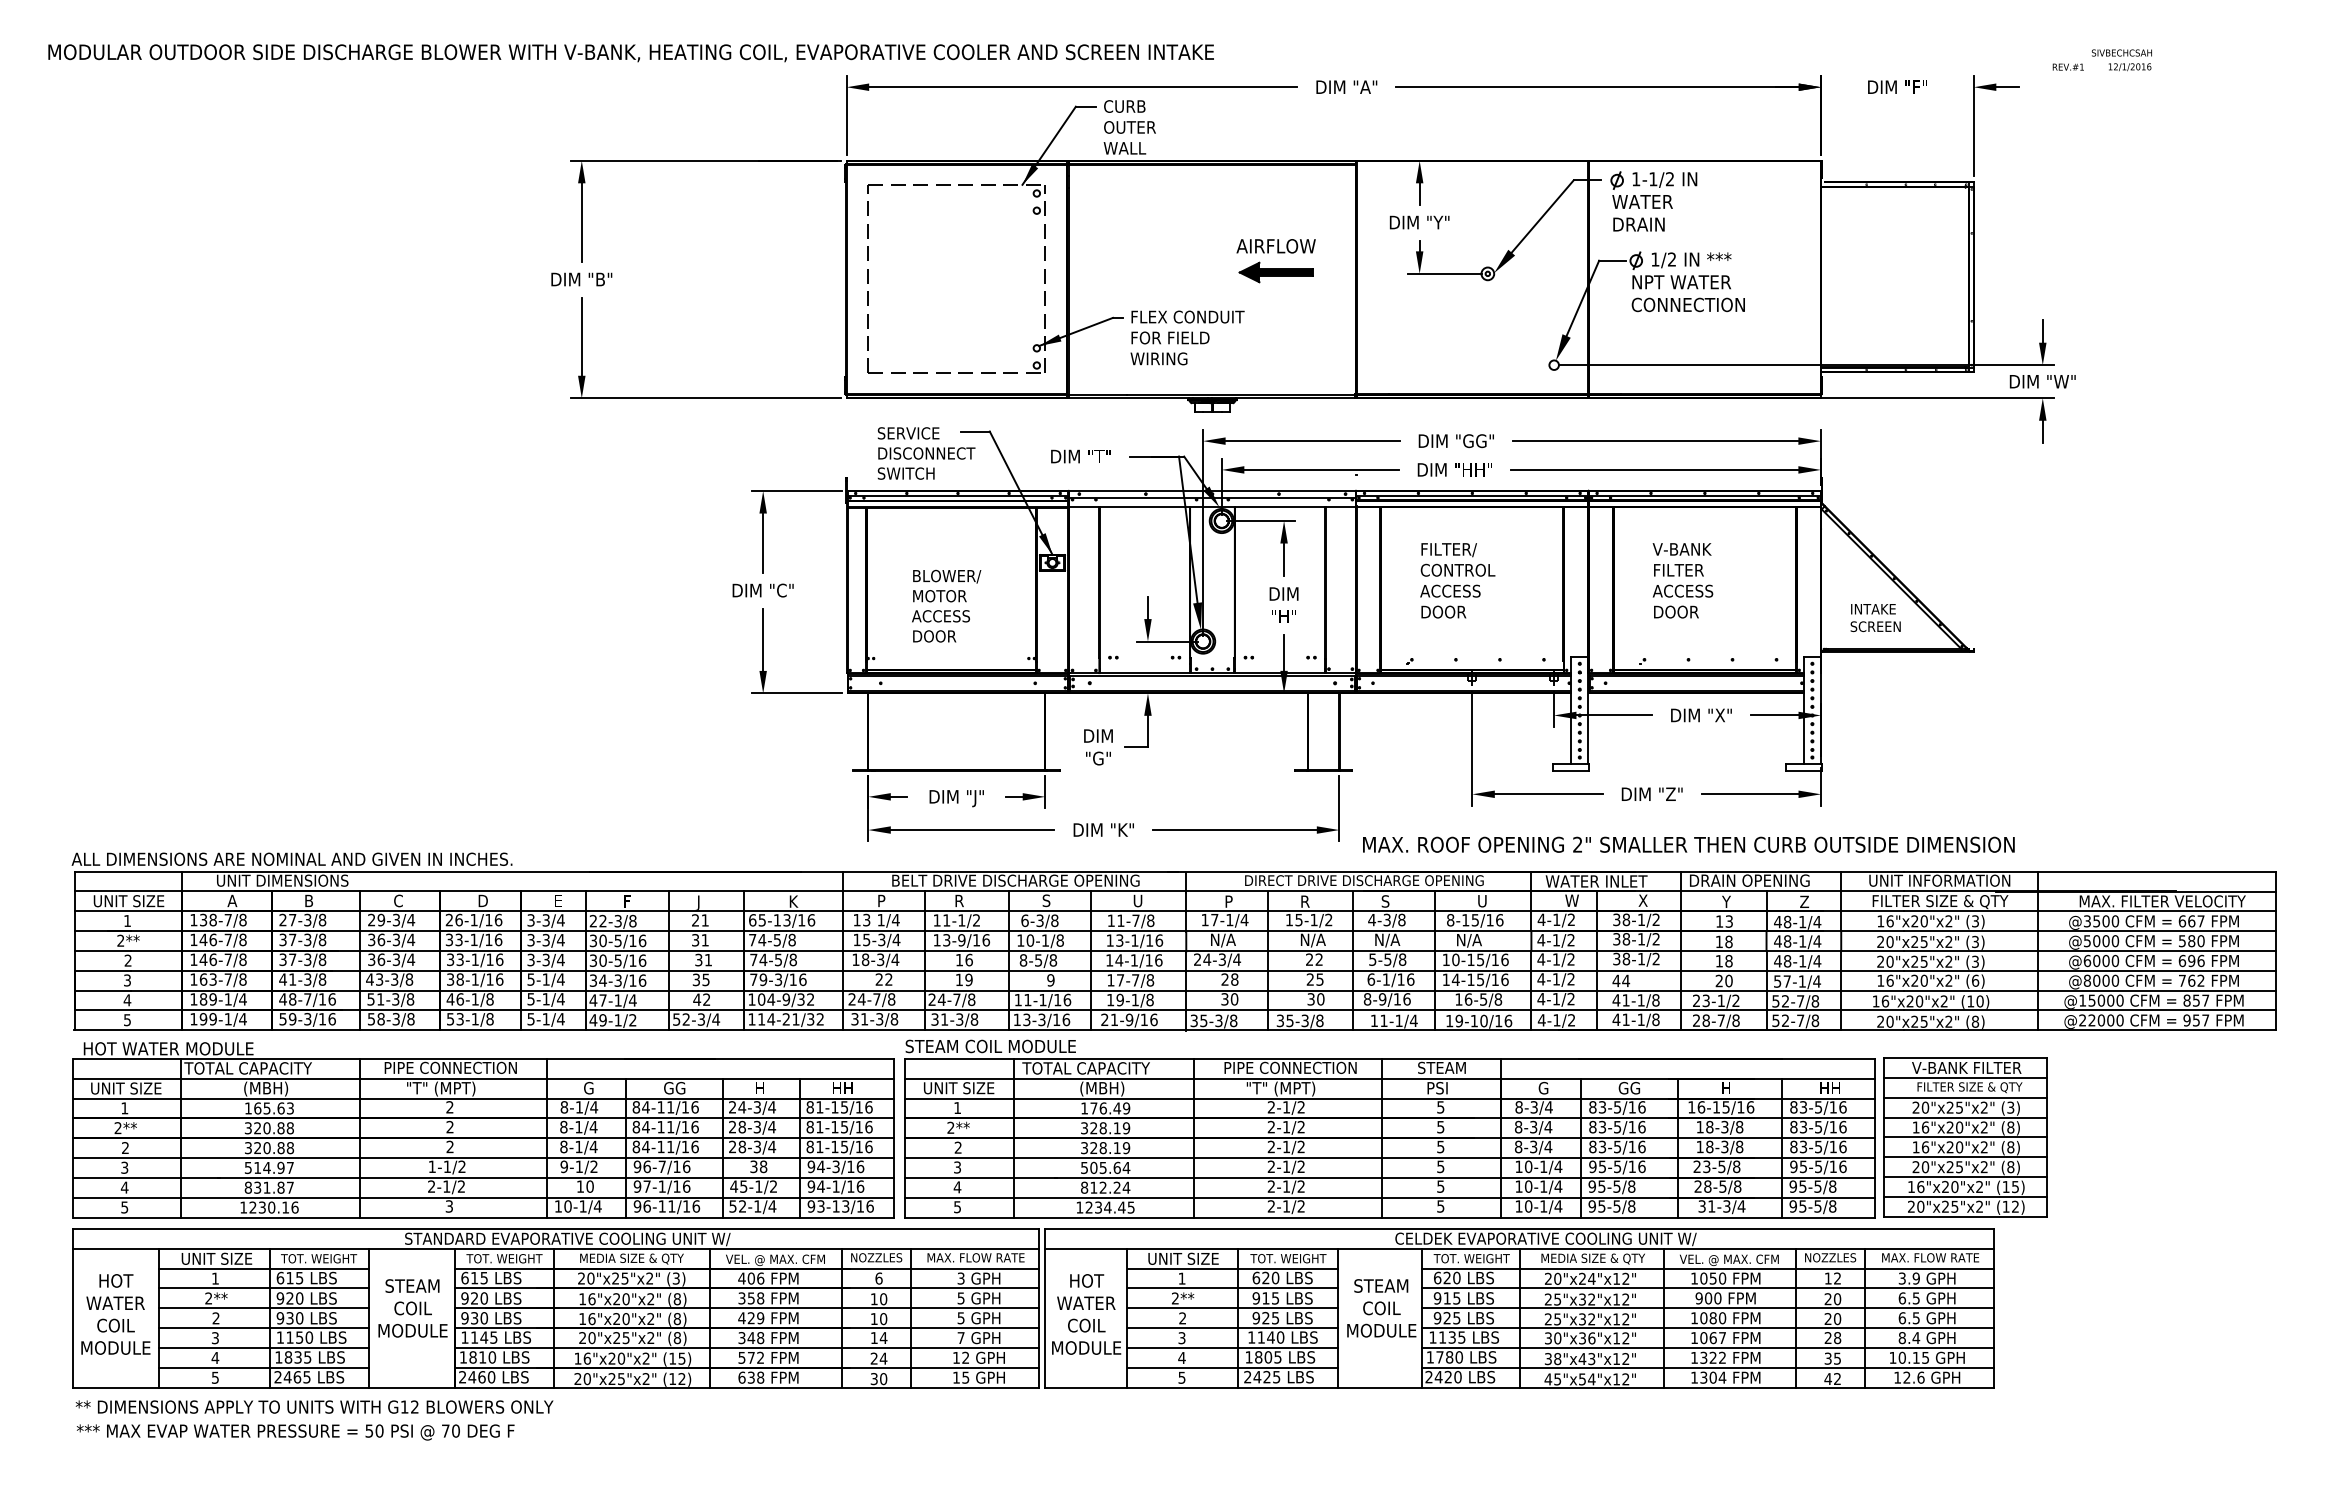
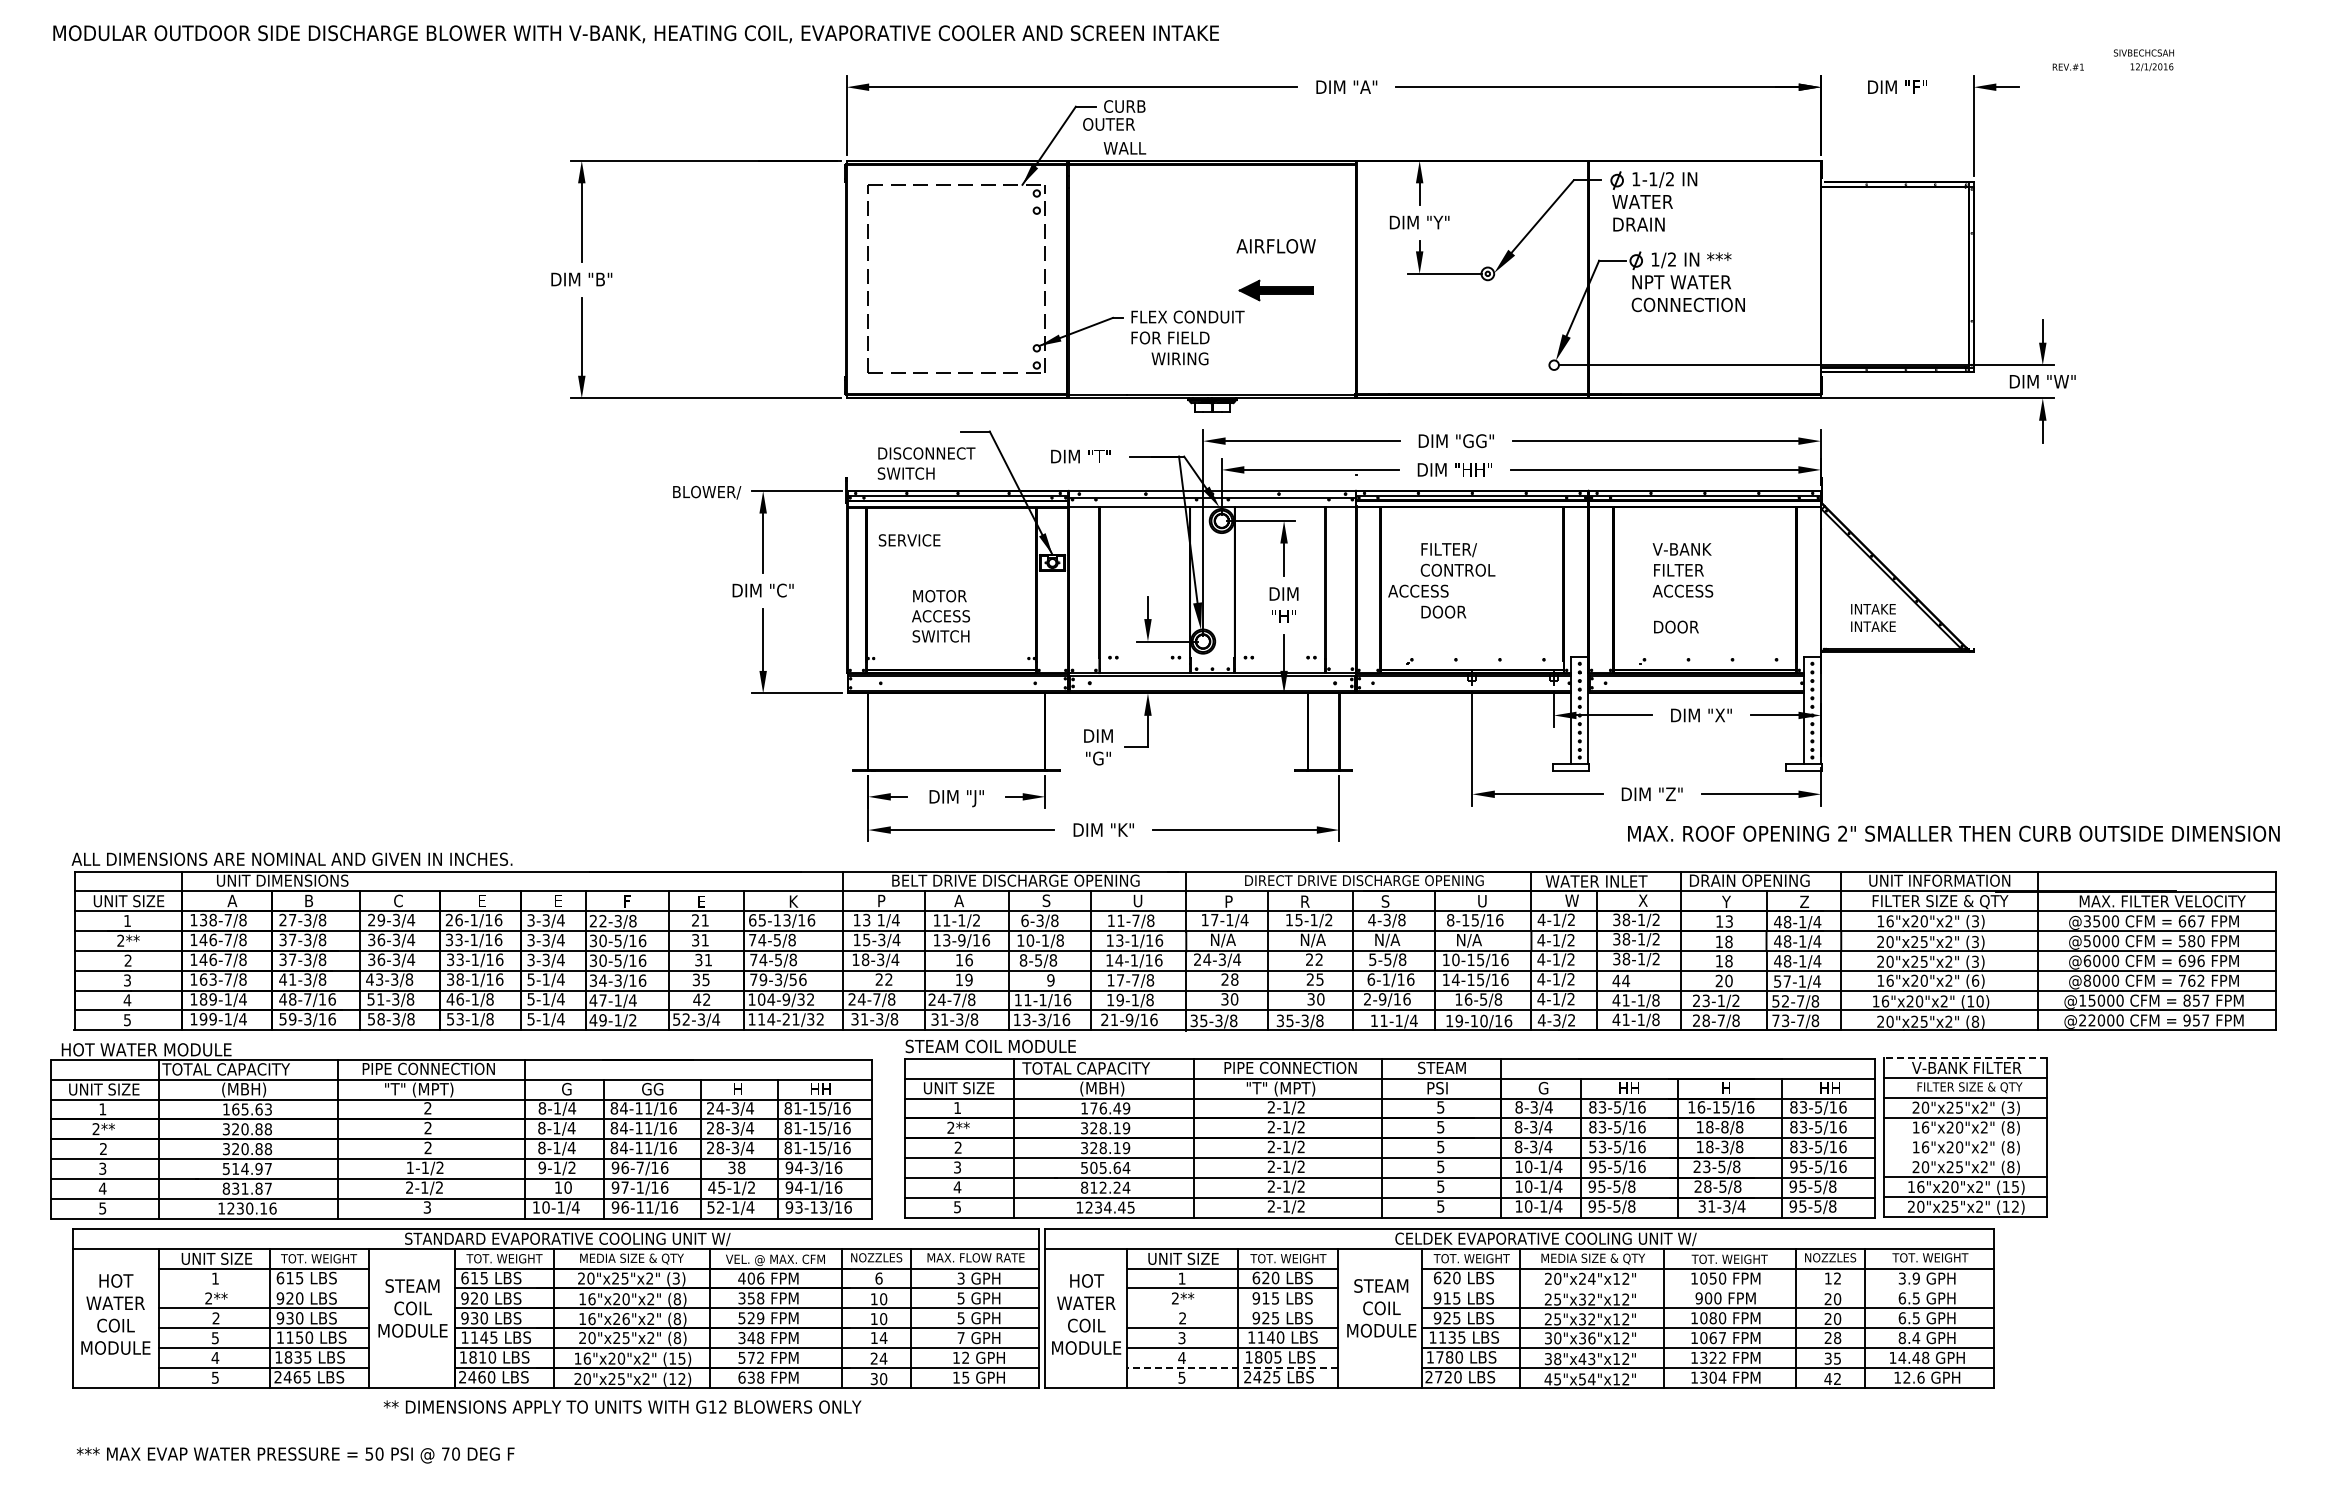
text position: (630, 53) -> (635, 34) (635, 34)
text position: (2121, 60) -> (2143, 60) (2143, 60)
text position: (1129, 127) -> (1108, 124) (1108, 124)
part position: (1275, 272) -> (1275, 290) (1275, 290)
text position: (1158, 358) -> (1179, 358) (1179, 358)
text position: (908, 433) -> (909, 540) (909, 540)
text position: (947, 576) -> (707, 492) (707, 492)
text position: (1450, 590) -> (1418, 590) (1418, 590)
text position: (1676, 611) -> (1676, 626) (1676, 626)
text: SCREEN -> INTAKE (1875, 626)
text: DOOR -> SWITCH (940, 636)
text position: (1688, 844) -> (1953, 833) (1953, 833)
text: D -> E (482, 900)
text: R -> A (958, 900)
text: J -> E (700, 902)
text: 79-3/16 -> 79-3/56 (792, 979)
text: 8-9/16 -> 2-9/16 (1367, 999)
text: 4-1/2 -> 4-3/2 (1556, 1020)
text: 52-7/8 -> 73-7/8 (1780, 1020)
line: solid -> dashed (1965, 1058)
text: GG -> HH (1629, 1087)
text: 18-3/8 -> 18-8/8 (1724, 1127)
part position: (483, 1130) -> (461, 1131) (461, 1131)
line: present -> none (1965, 1137)
text: 83-5/16 -> 53-5/16 (1592, 1146)
line: present -> none (1965, 1157)
text: MAX. FLOW RATE -> TOT. WEIGHT (1930, 1257)
text: VEL. @ MAX. CFM -> TOT. WEIGHT (1728, 1259)
line: present -> none (263, 1288)
line: present -> none (1707, 1288)
line: present -> none (1232, 1308)
text: 16"x20"x2" -> 16"x26"x2" (625, 1318)
text: 429 -> 529 (741, 1318)
text: 3 -> 5 (215, 1337)
text: 10.15 -> 14.48 (1913, 1357)
line: solid -> dashed (1232, 1367)
text: 2420 -> 2720 (1438, 1377)
text position: (314, 1406) -> (622, 1406) (622, 1406)
text position: (295, 1432) -> (295, 1455) (295, 1455)
